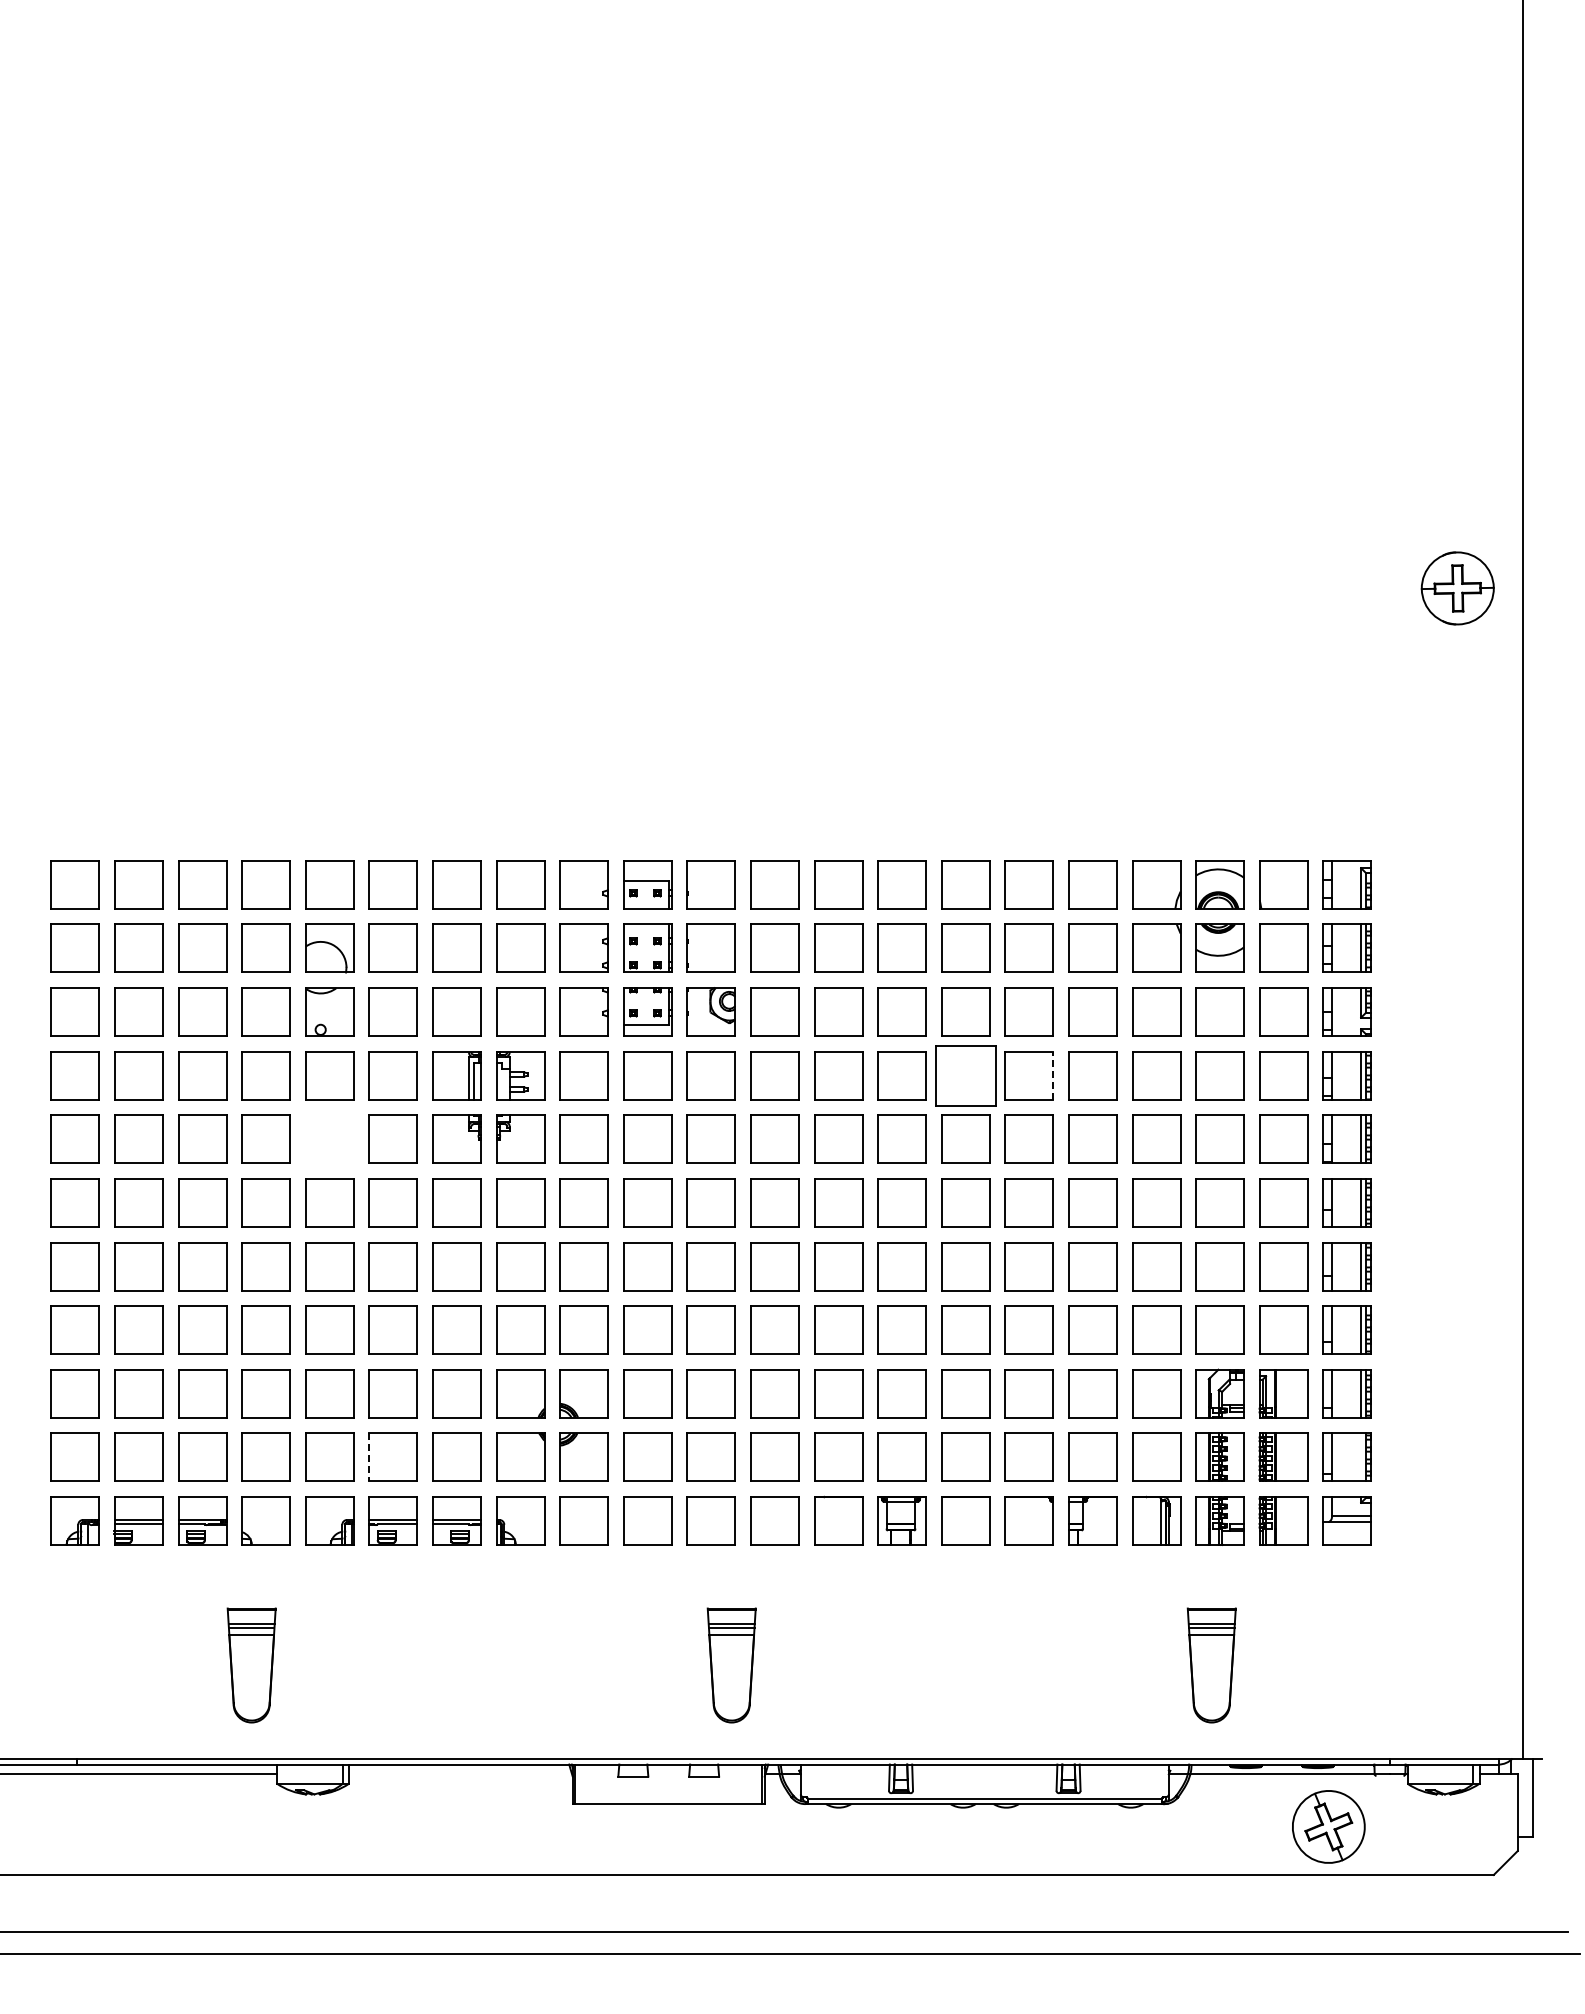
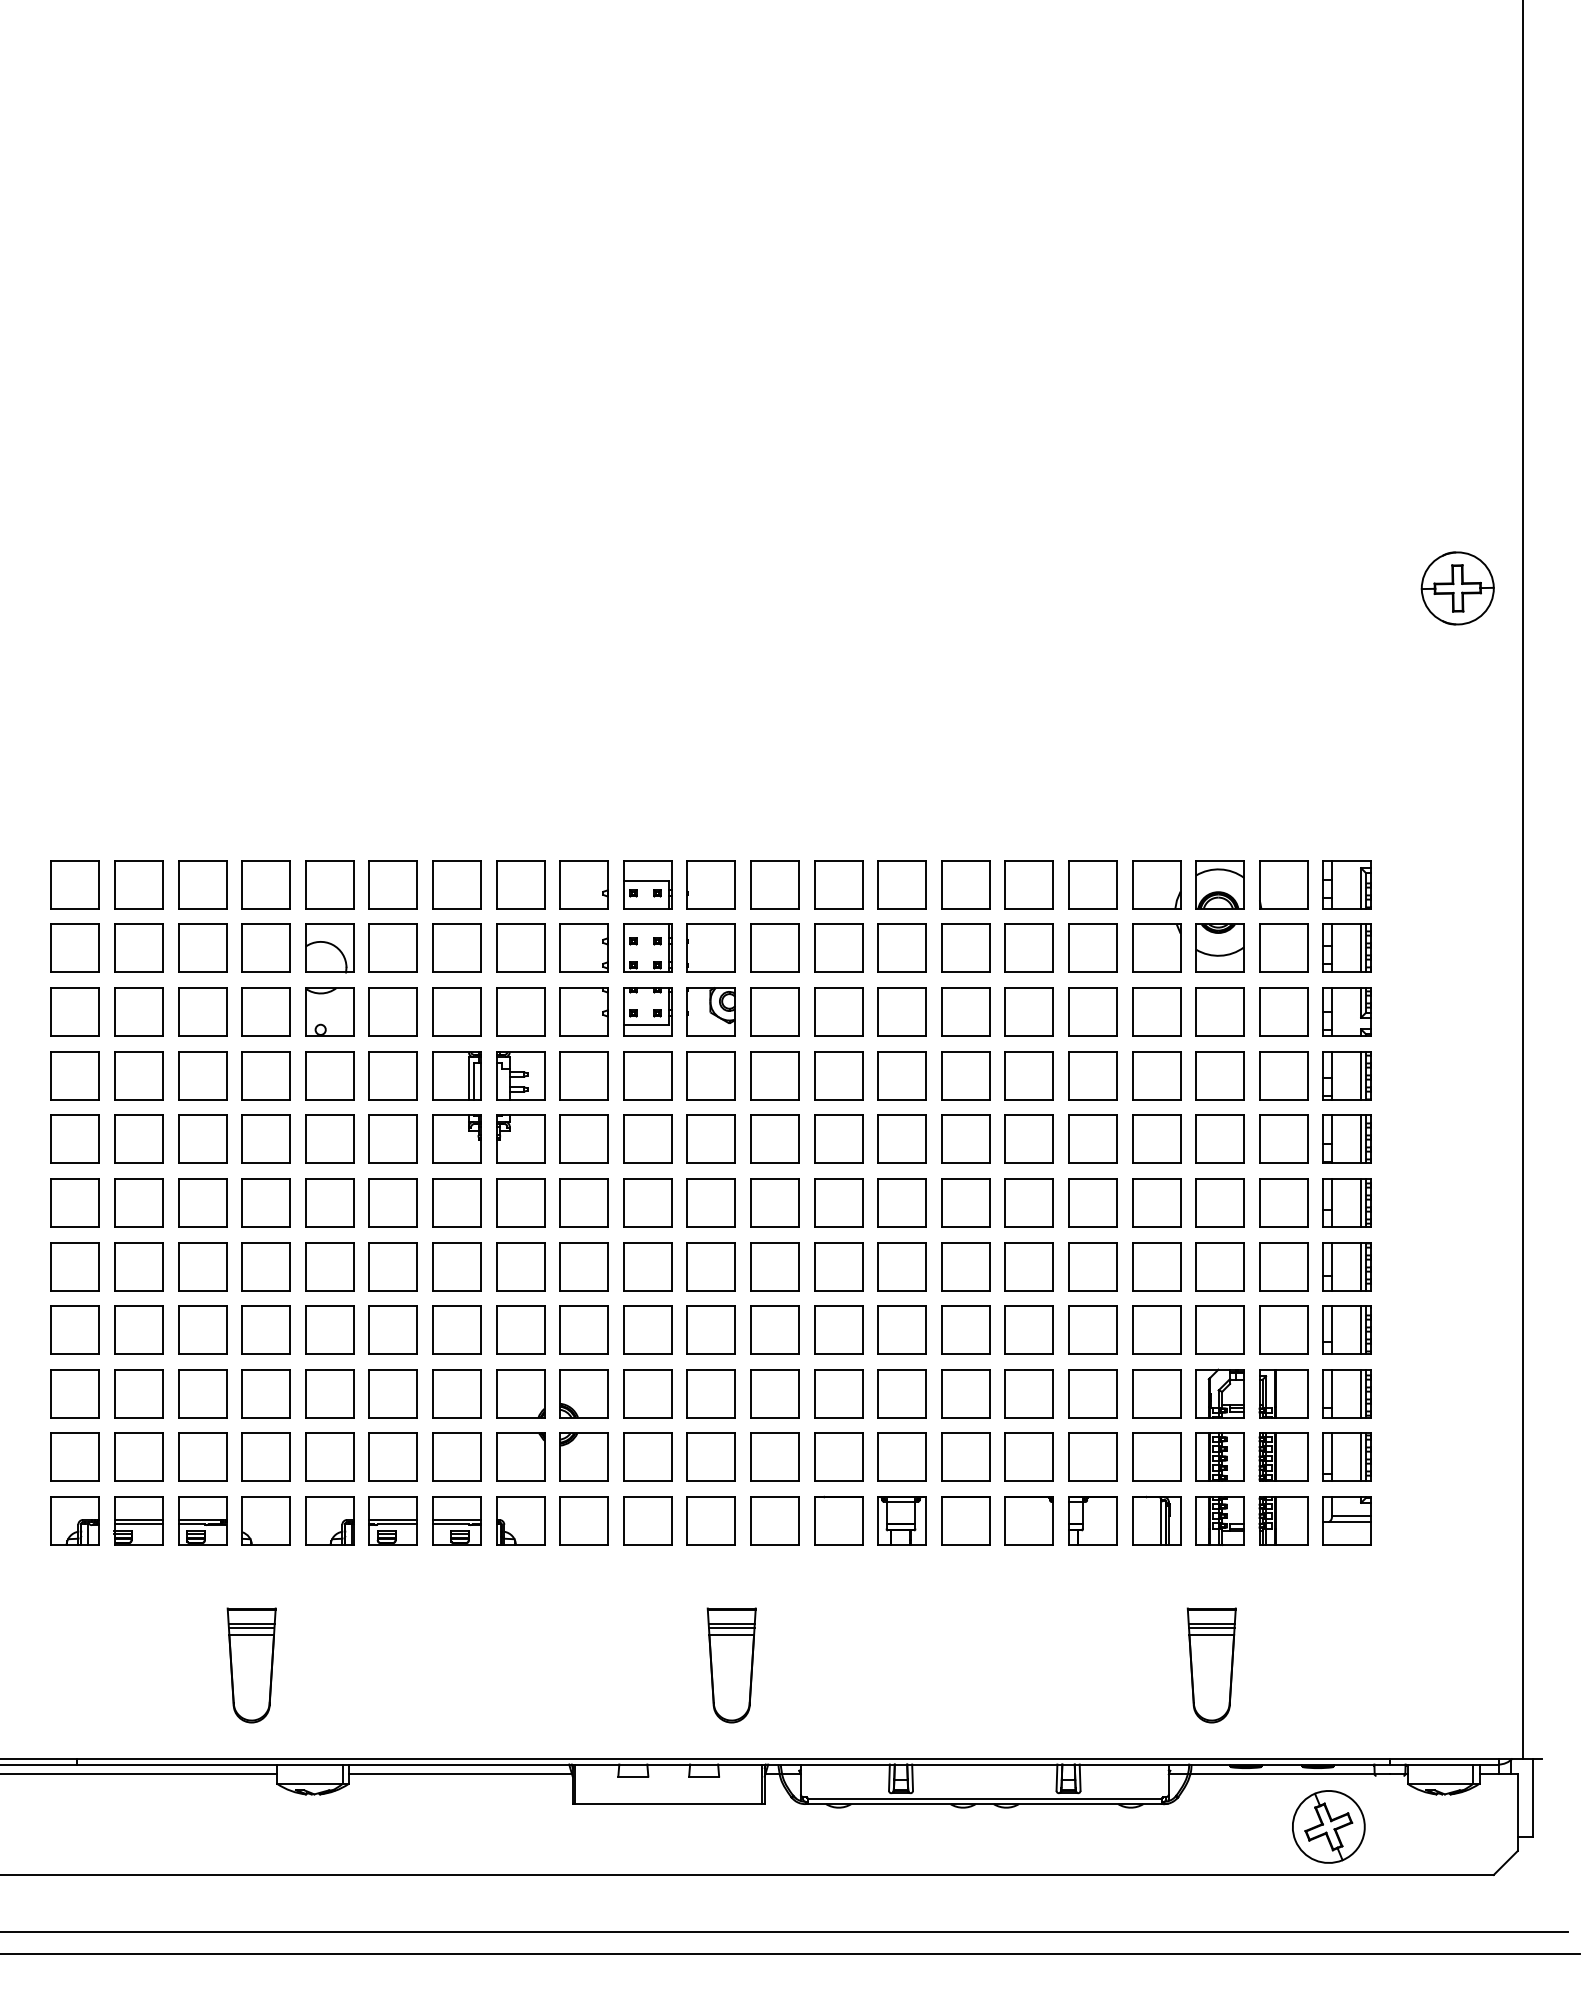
part size: 62x62 px -> 50x50 px (965, 1075)
line: dashed -> solid (1053, 1075)
part: none -> present (329, 1138)
line: dashed -> solid (369, 1457)
line: none -> present (1361, 1457)
line: none -> present (460, 1774)
